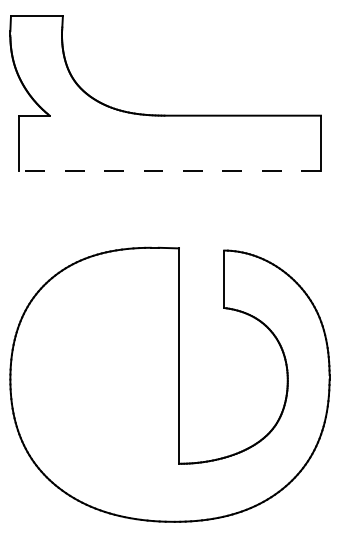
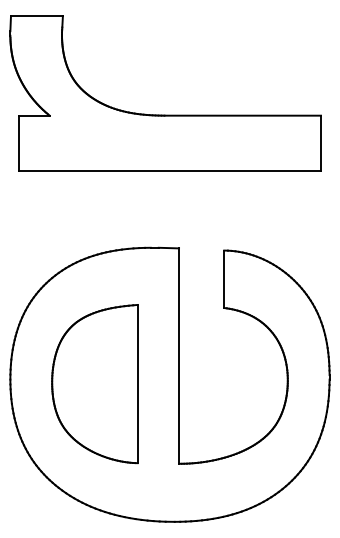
line: dashed -> solid (169, 171)
part: none -> present (94, 384)
